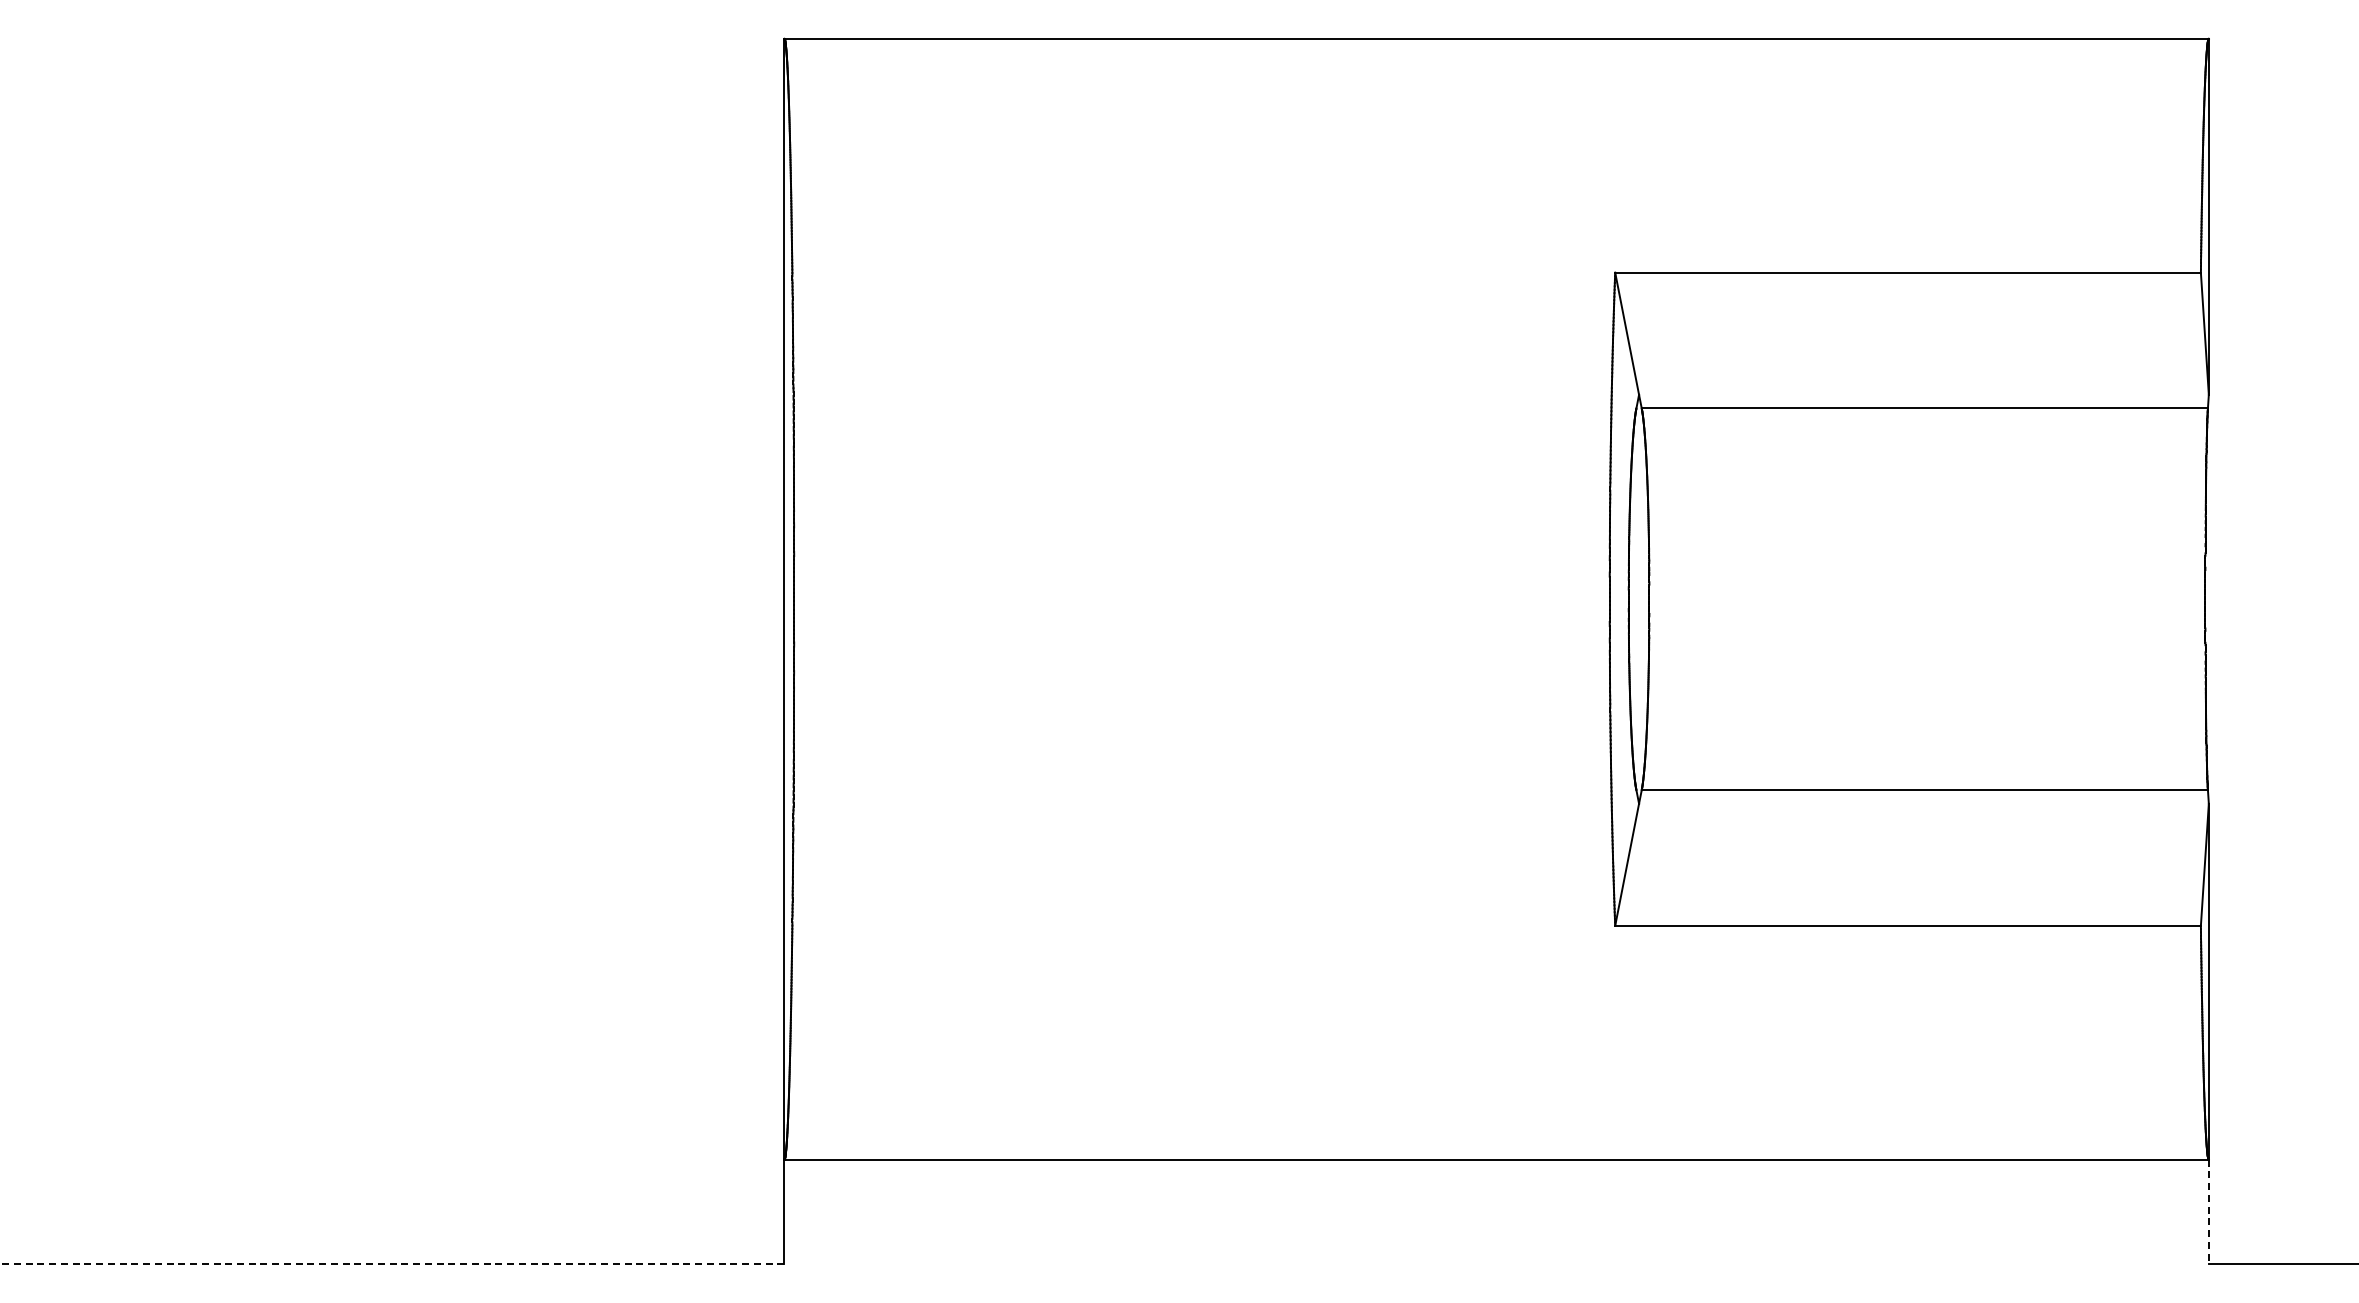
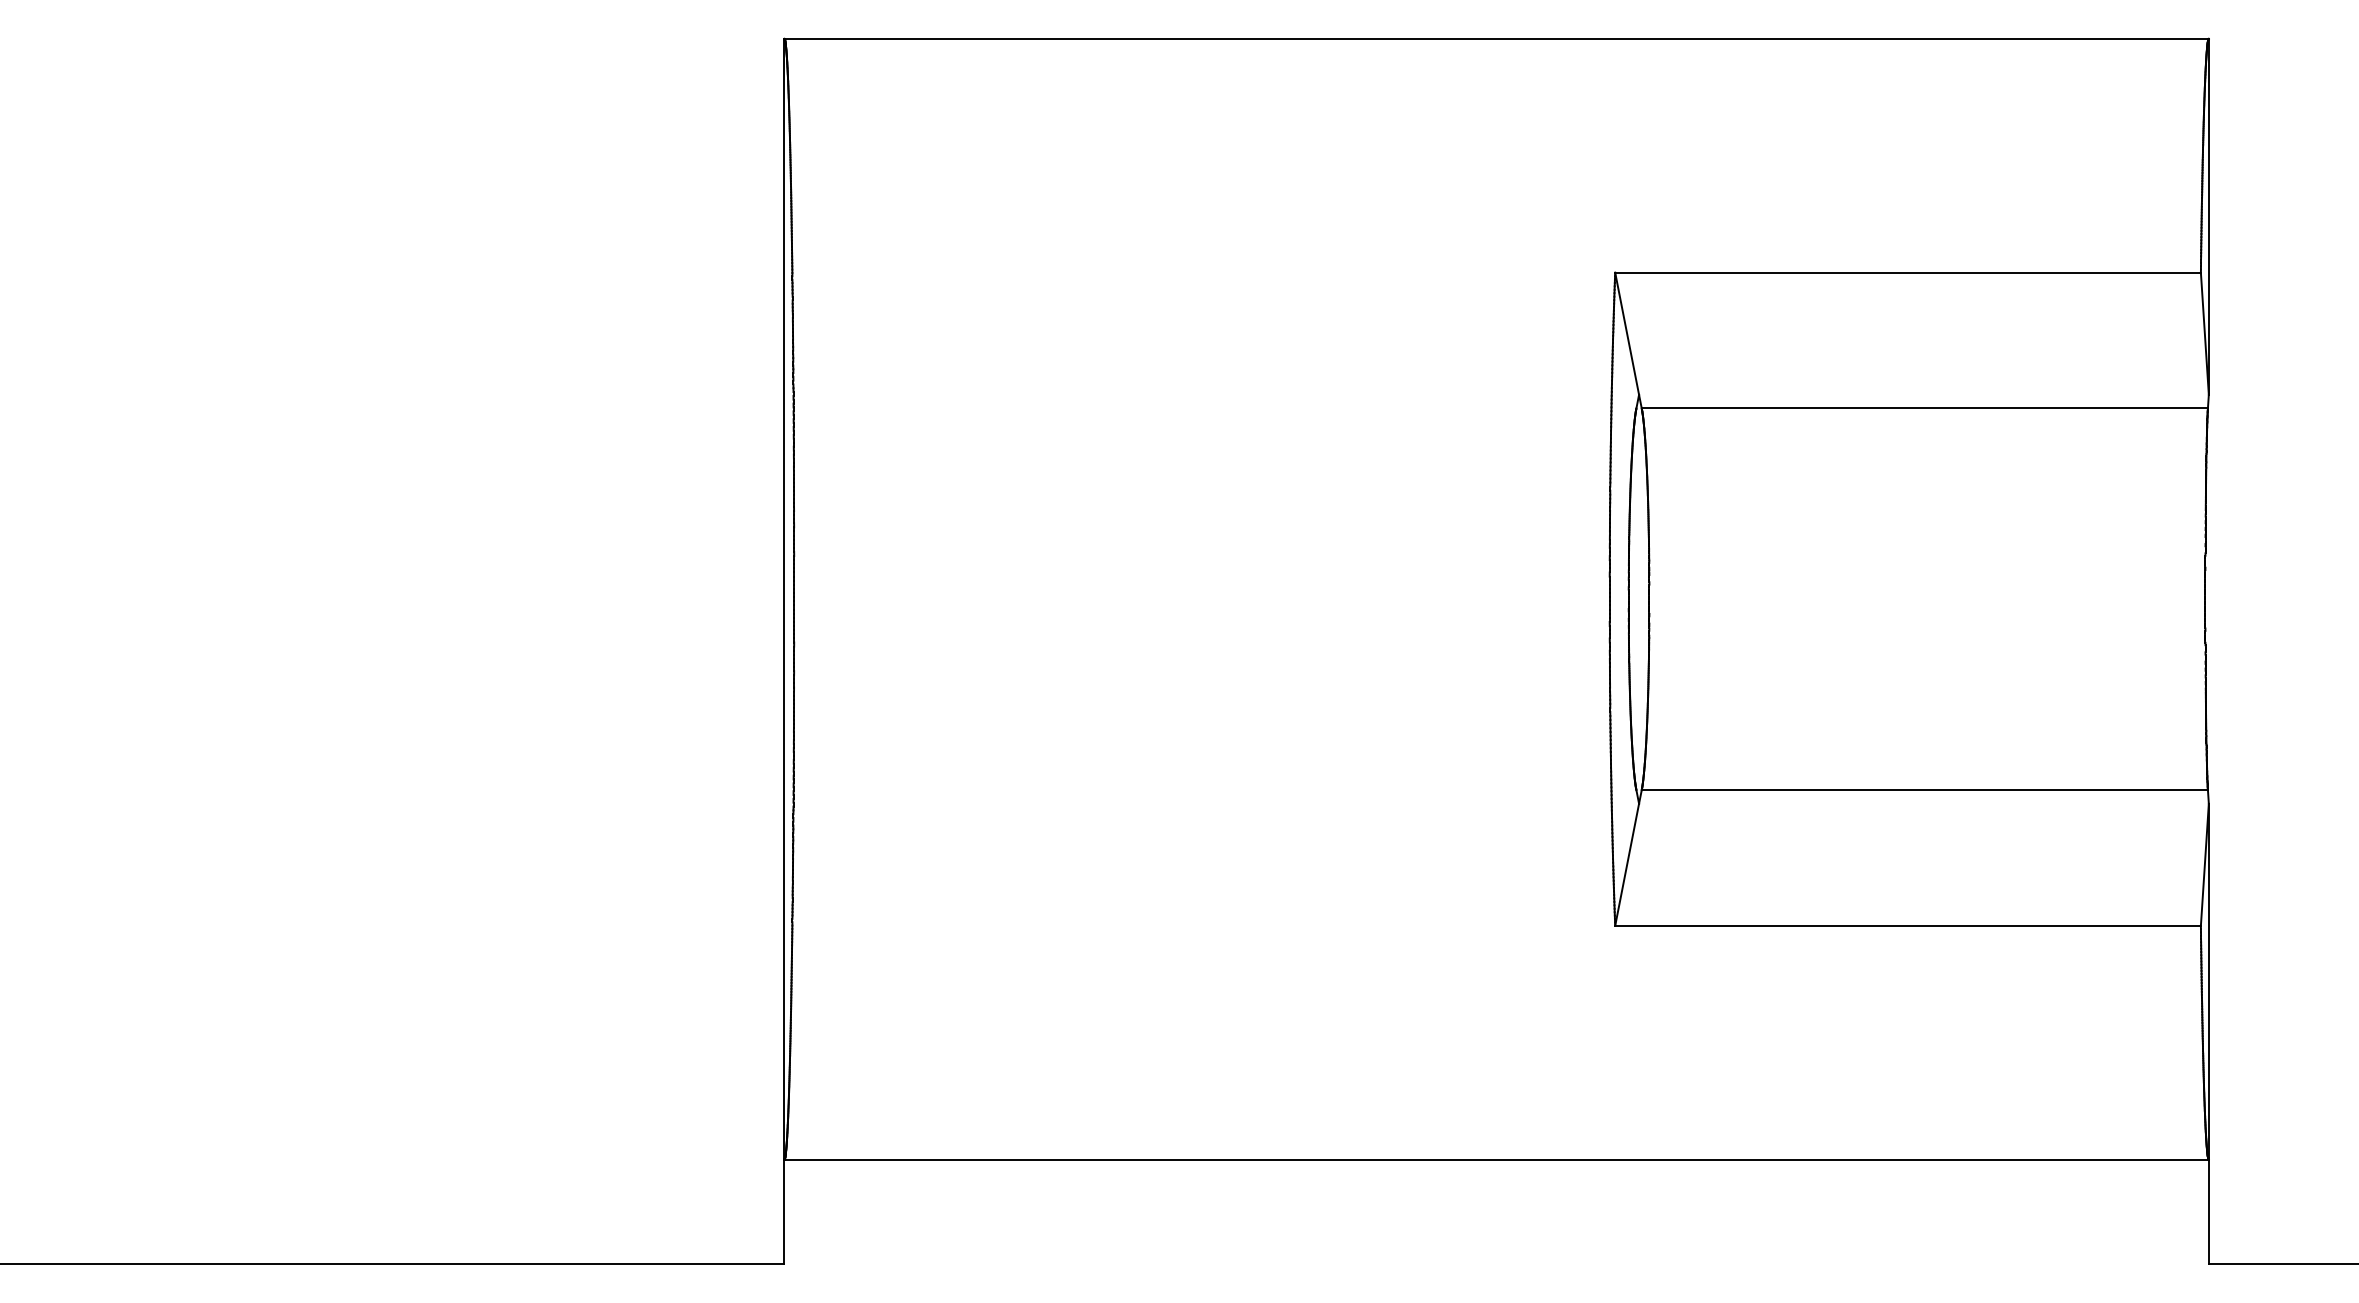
line: dashed -> solid (2208, 1212)
line: dashed -> solid (392, 1264)
